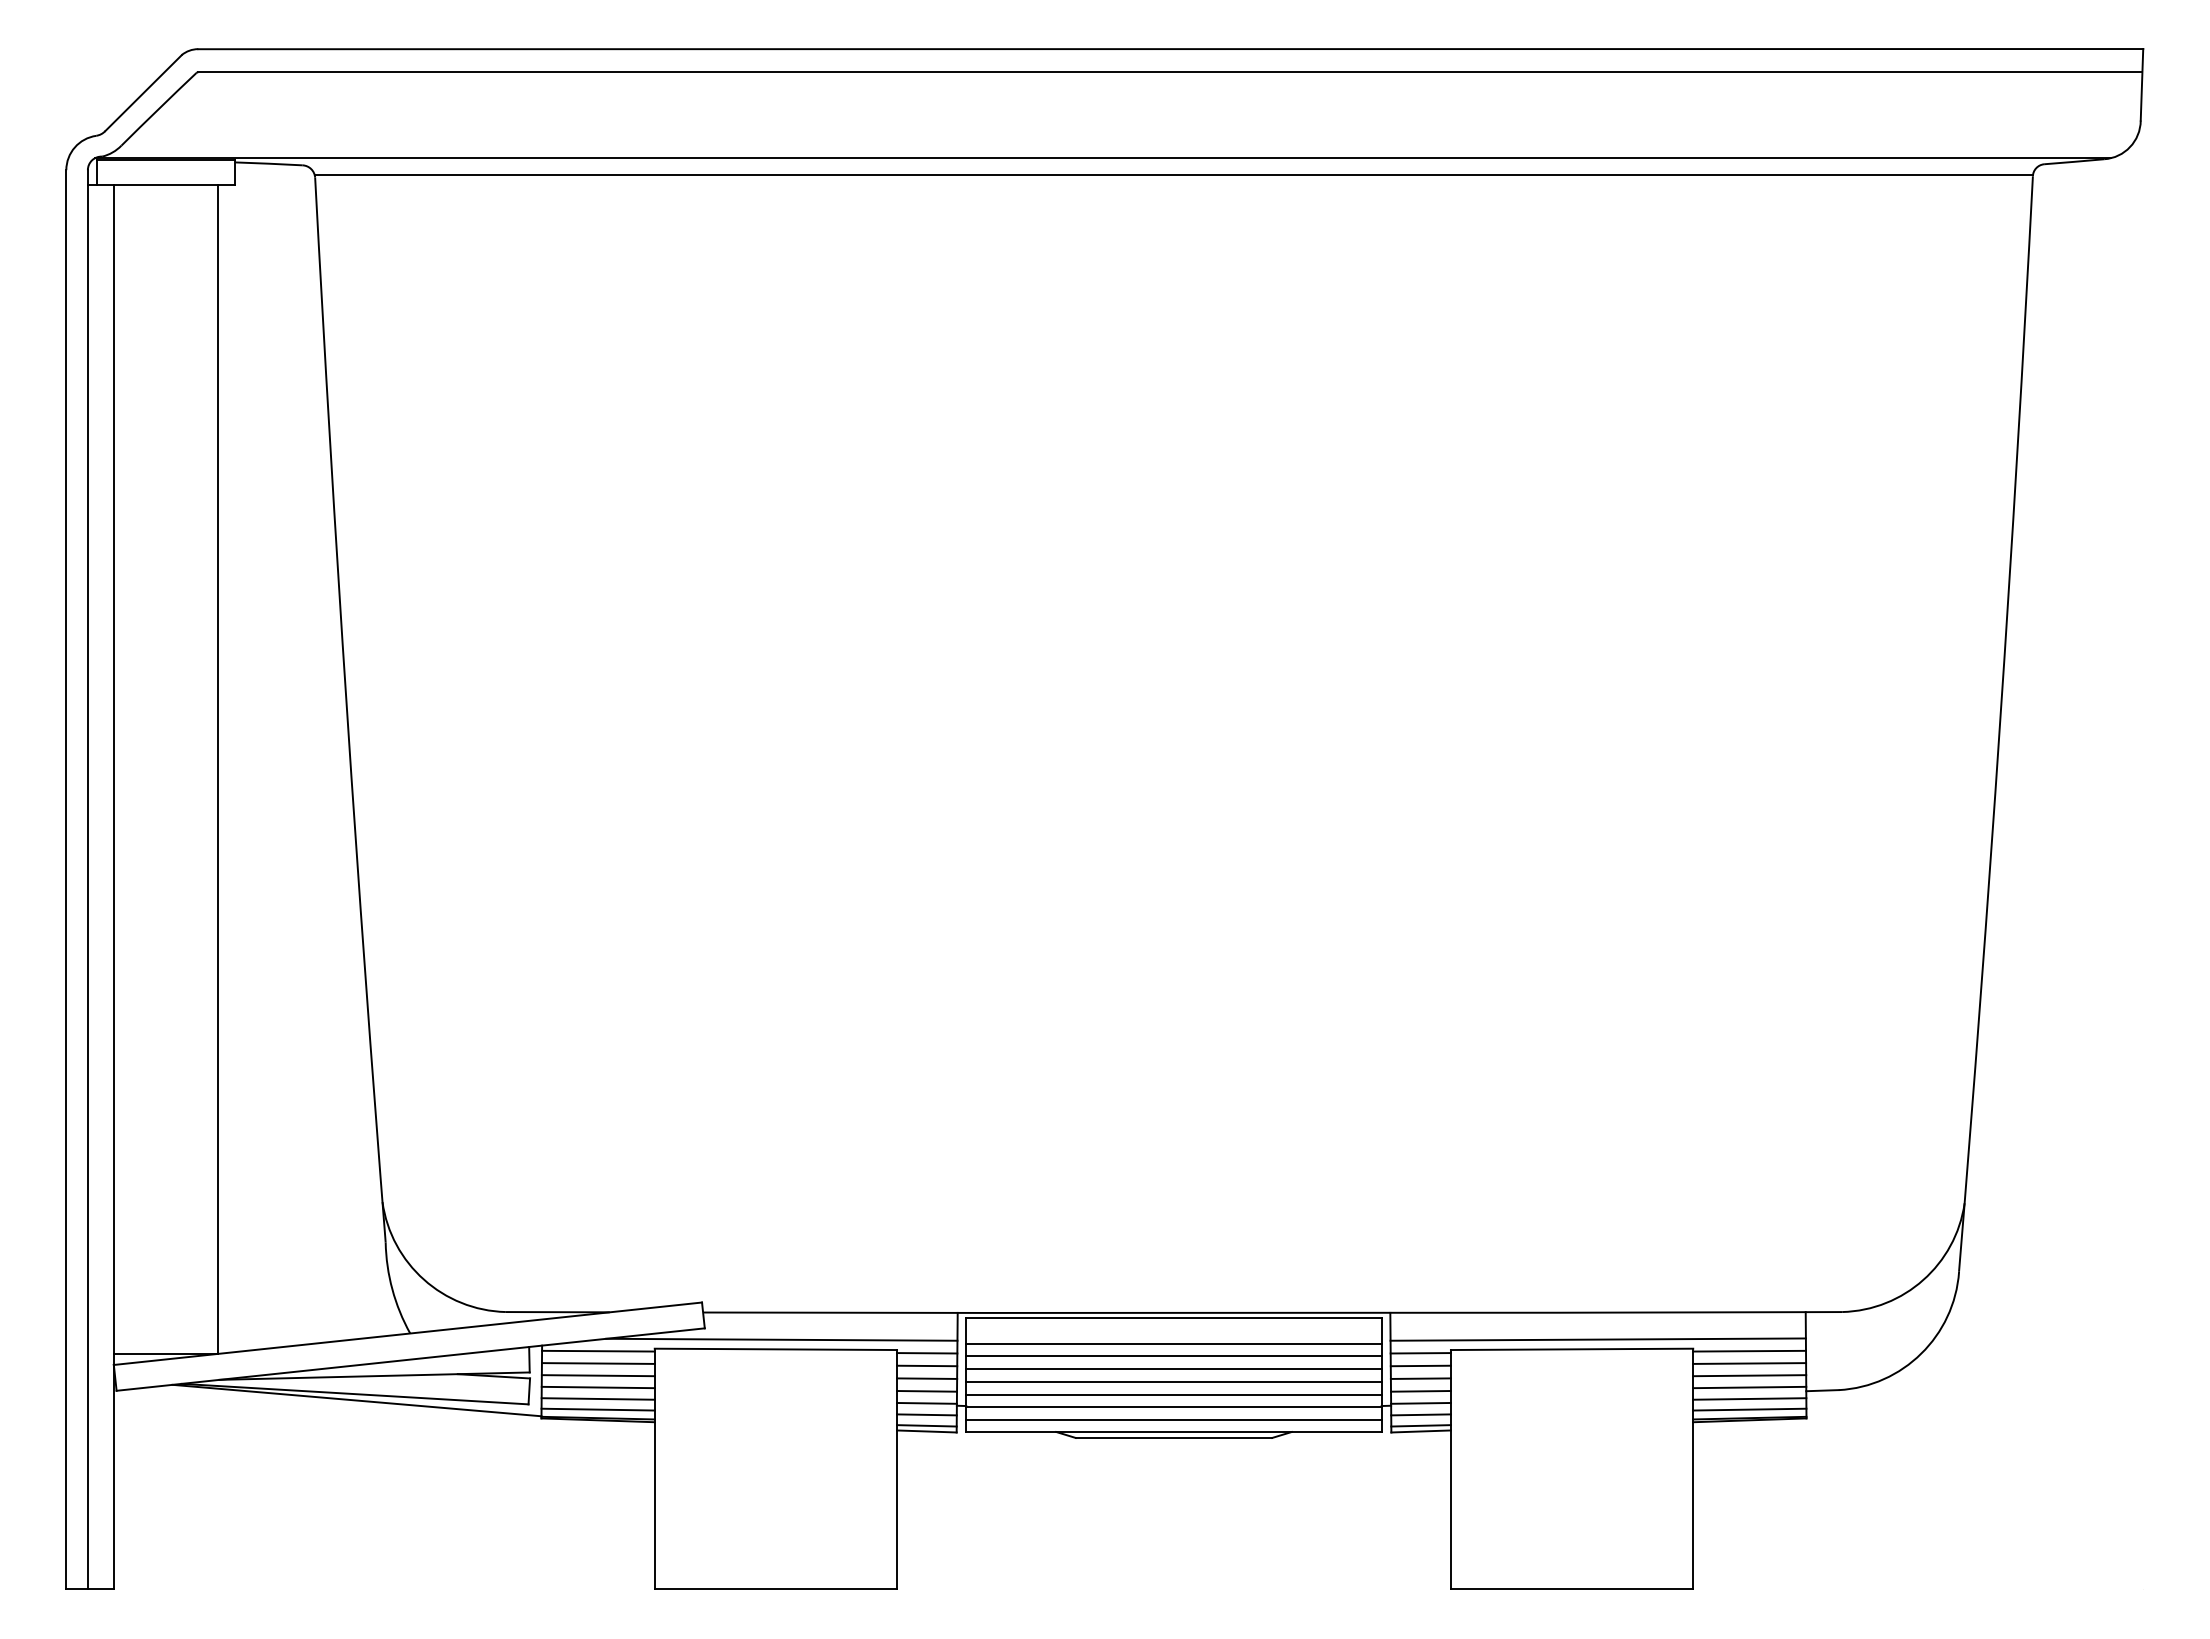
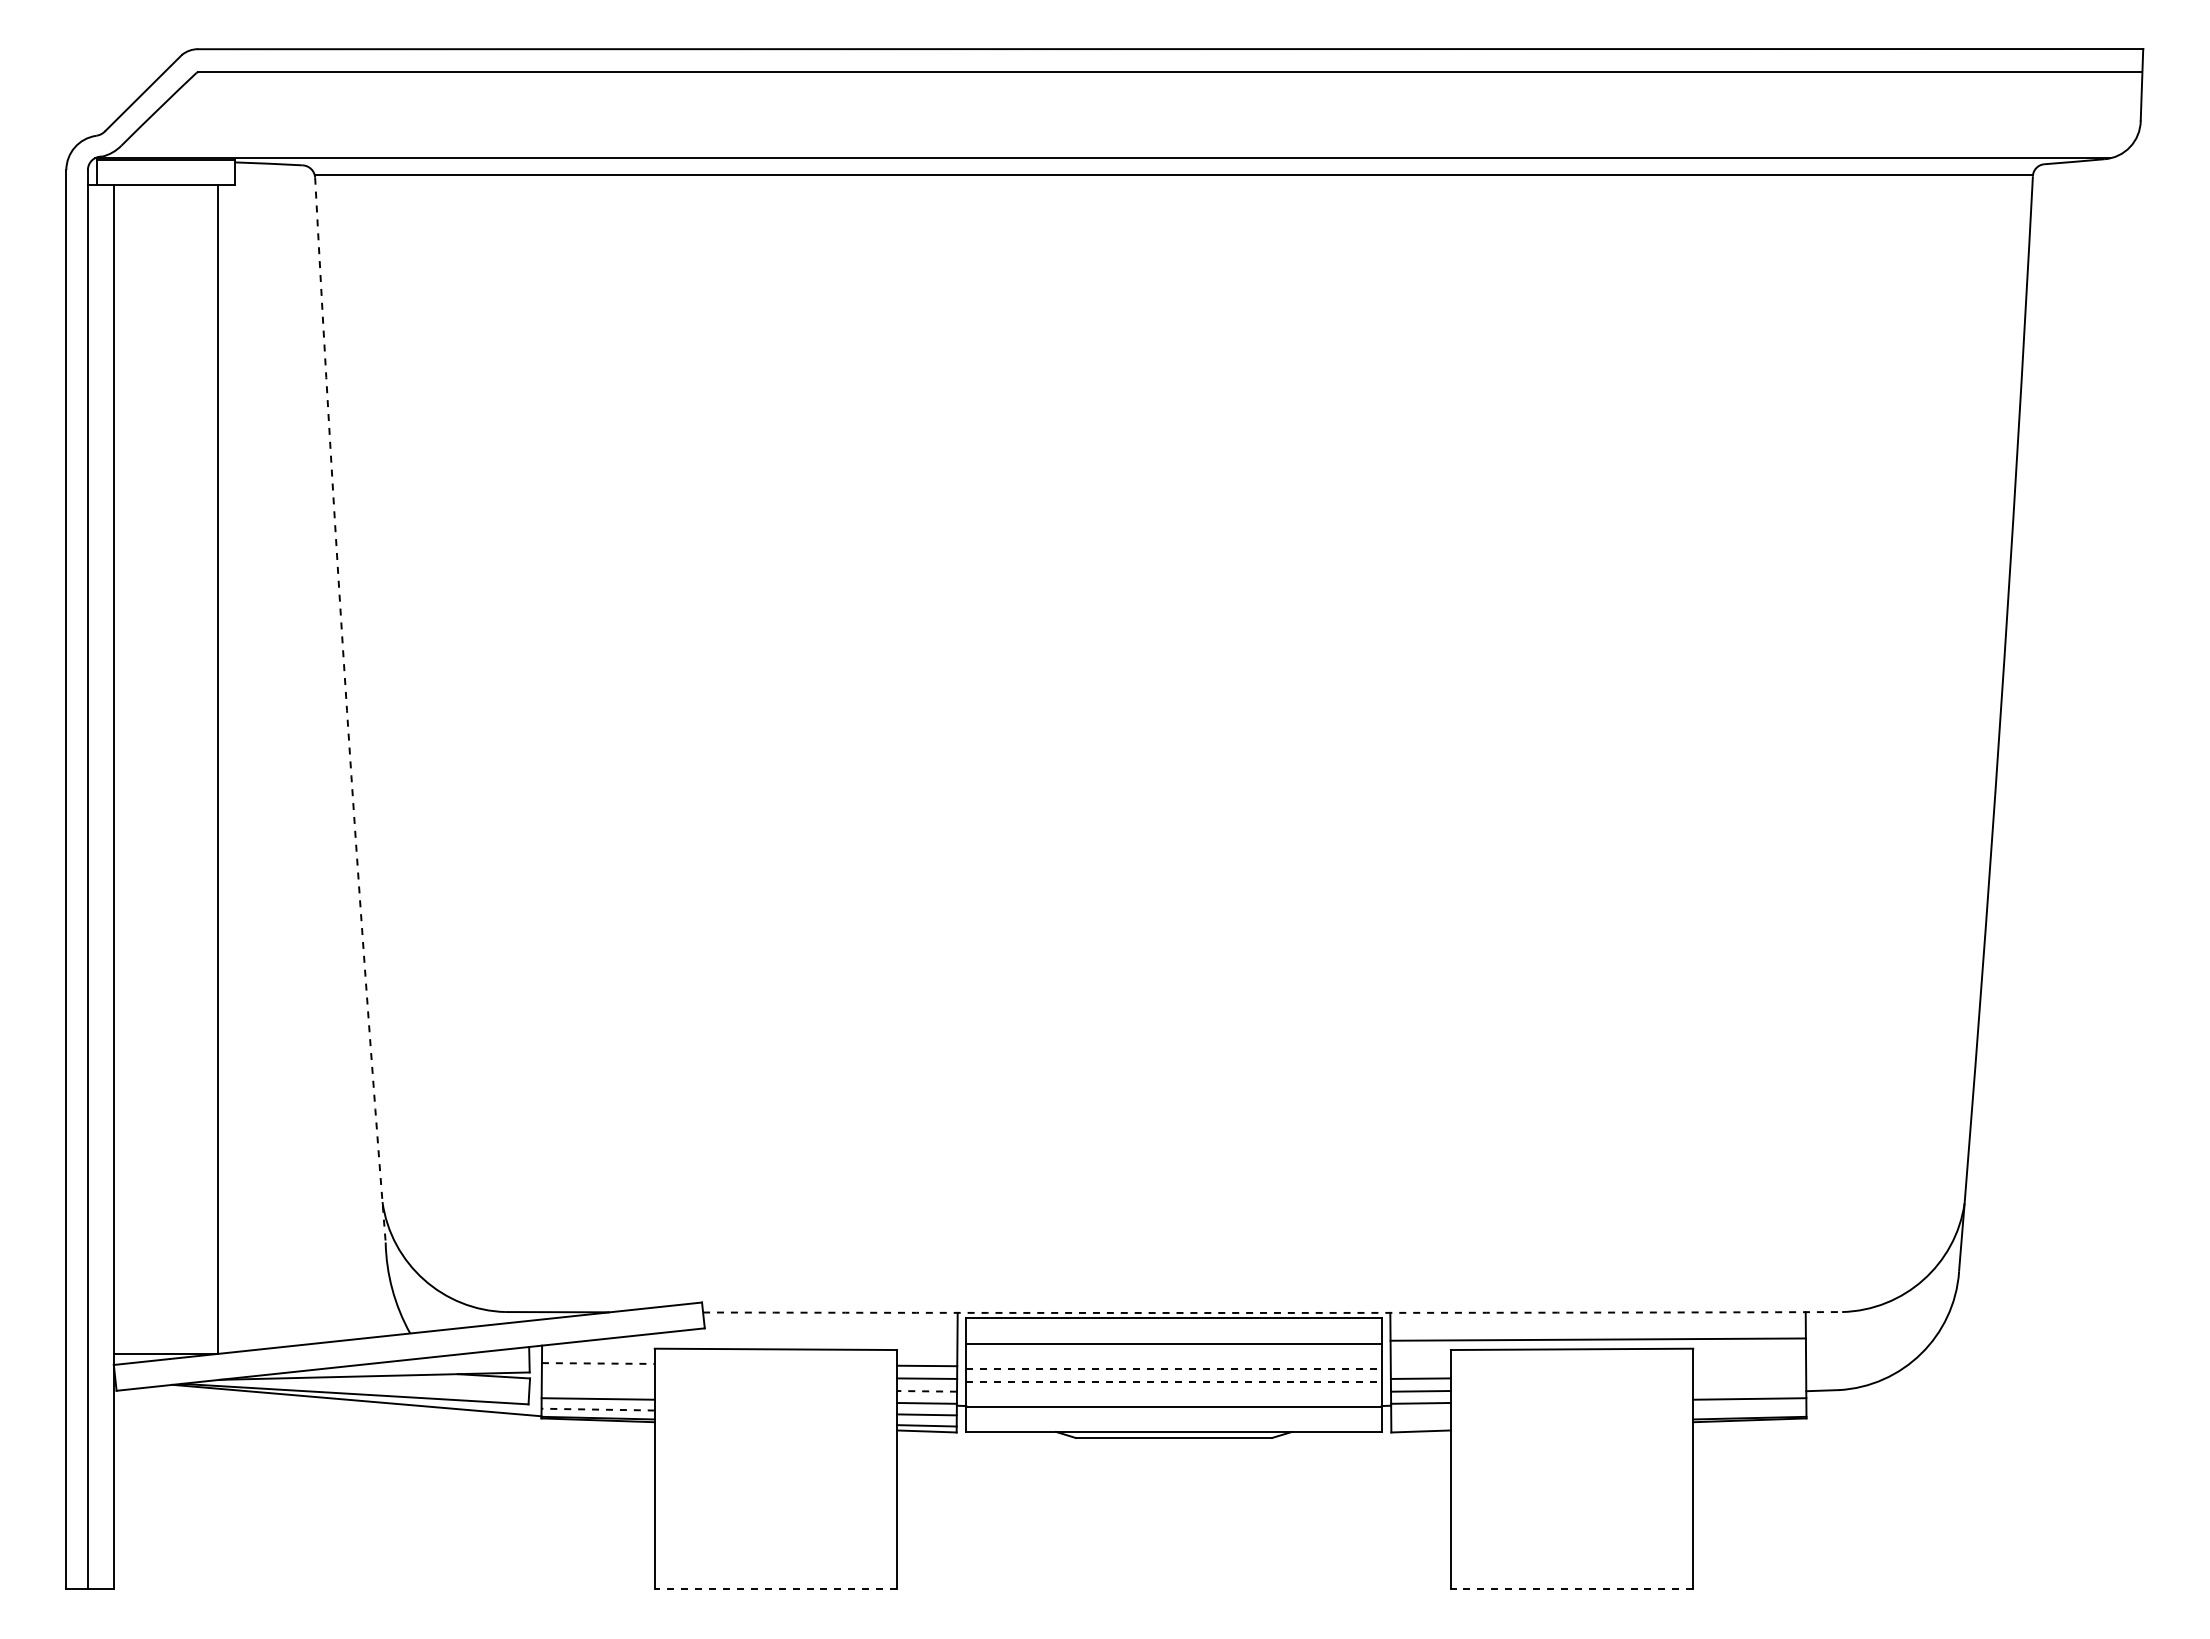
arc: solid -> dashed (347, 710)
arc: solid -> dashed (1272, 1312)
line: present -> none (781, 1339)
line: present -> none (598, 1350)
line: present -> none (1749, 1350)
line: present -> none (927, 1353)
line: present -> none (1420, 1353)
line: present -> none (1173, 1356)
line: solid -> dashed (598, 1363)
line: present -> none (1749, 1363)
line: present -> none (1420, 1365)
line: solid -> dashed (1173, 1369)
line: present -> none (597, 1375)
line: present -> none (1749, 1375)
line: solid -> dashed (1173, 1381)
line: present -> none (597, 1387)
line: present -> none (1749, 1387)
line: solid -> dashed (927, 1391)
line: present -> none (1173, 1394)
line: solid -> dashed (598, 1409)
line: present -> none (1749, 1409)
line: present -> none (1420, 1414)
line: present -> none (1173, 1419)
line: present -> none (1420, 1425)
line: solid -> dashed (775, 1589)
line: solid -> dashed (1571, 1589)
